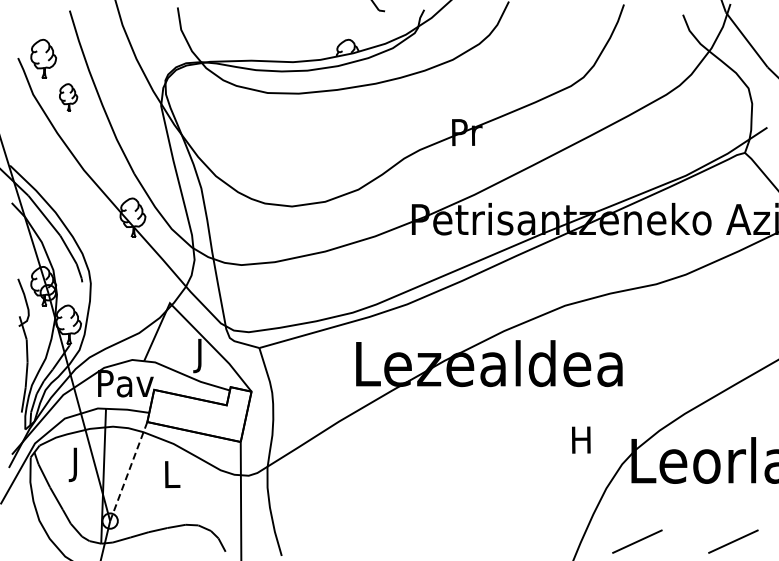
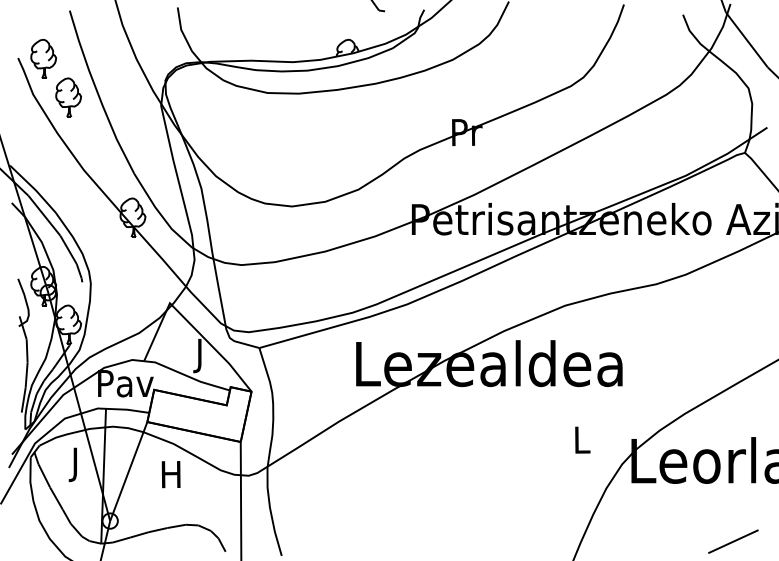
part size: 20x29 px -> 27x41 px (68, 97)
text: H -> L (581, 439)
line: dashed -> solid (128, 471)
text: L -> H (170, 474)
line: present -> none (637, 541)
